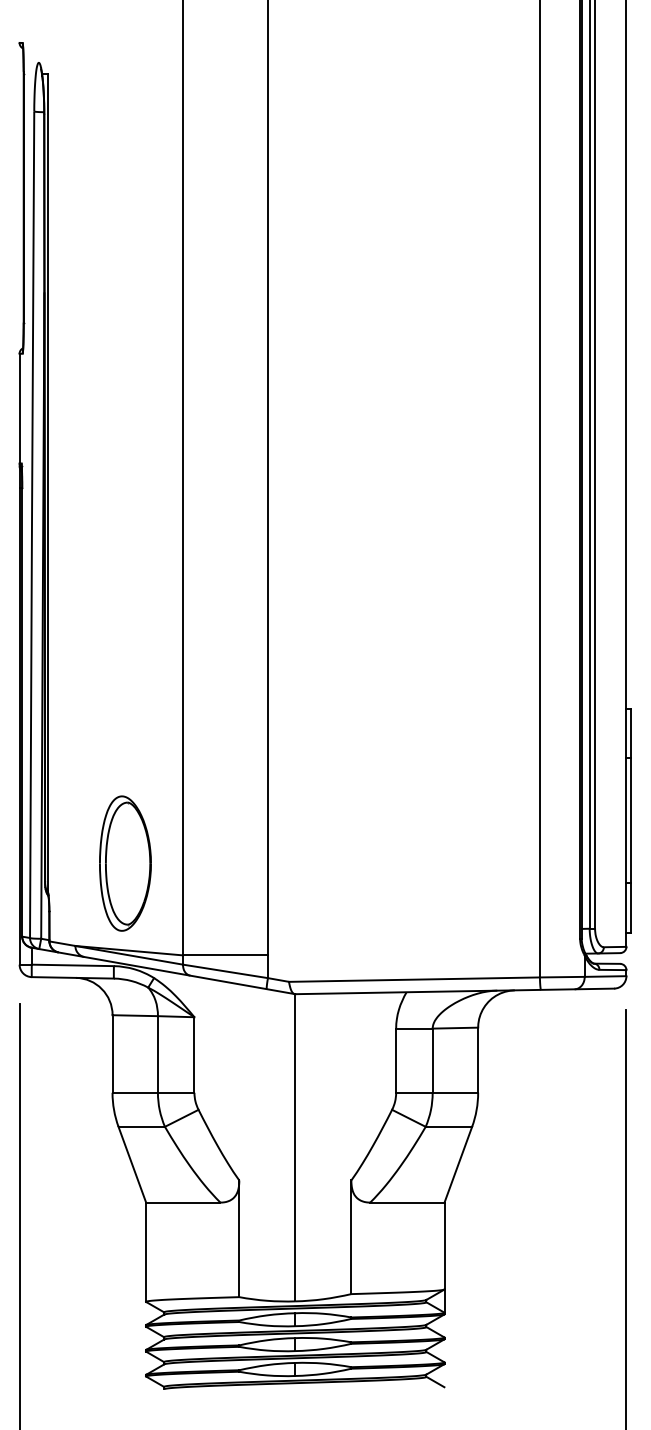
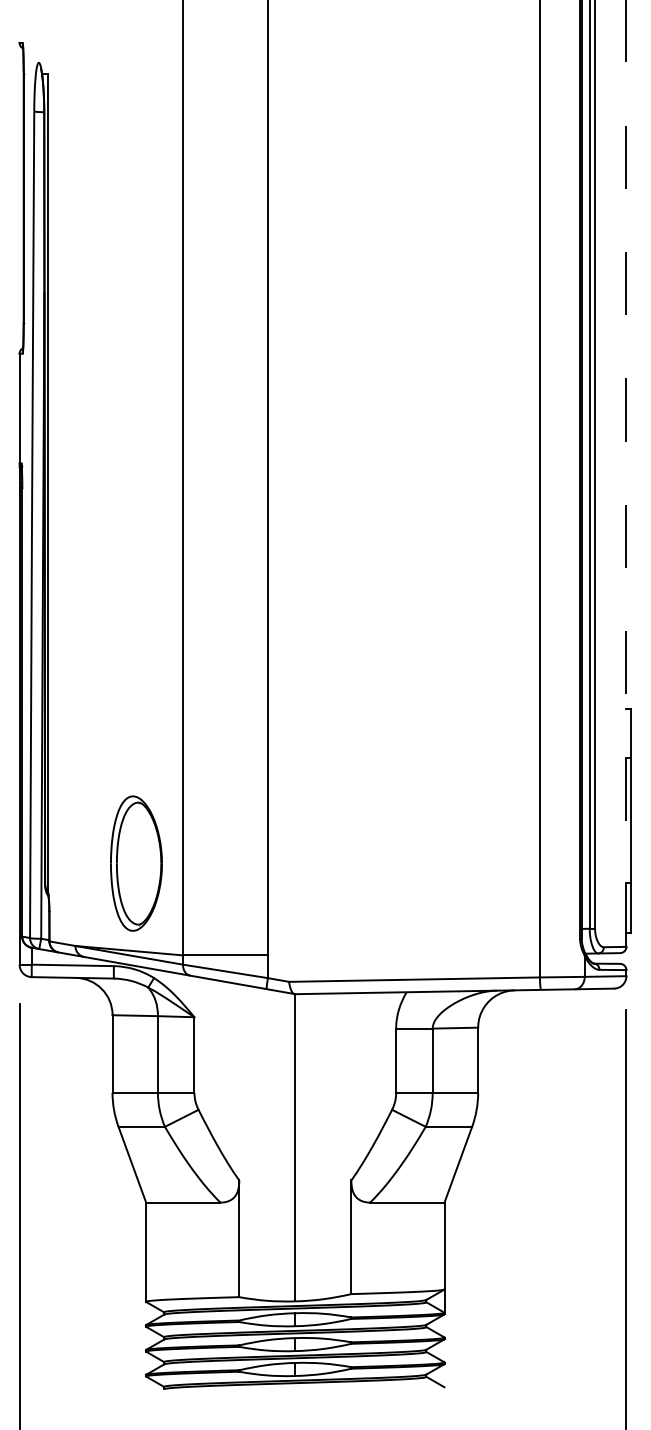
line: solid -> dashed (626, 473)
part position: (125, 863) -> (136, 863) (136, 863)
